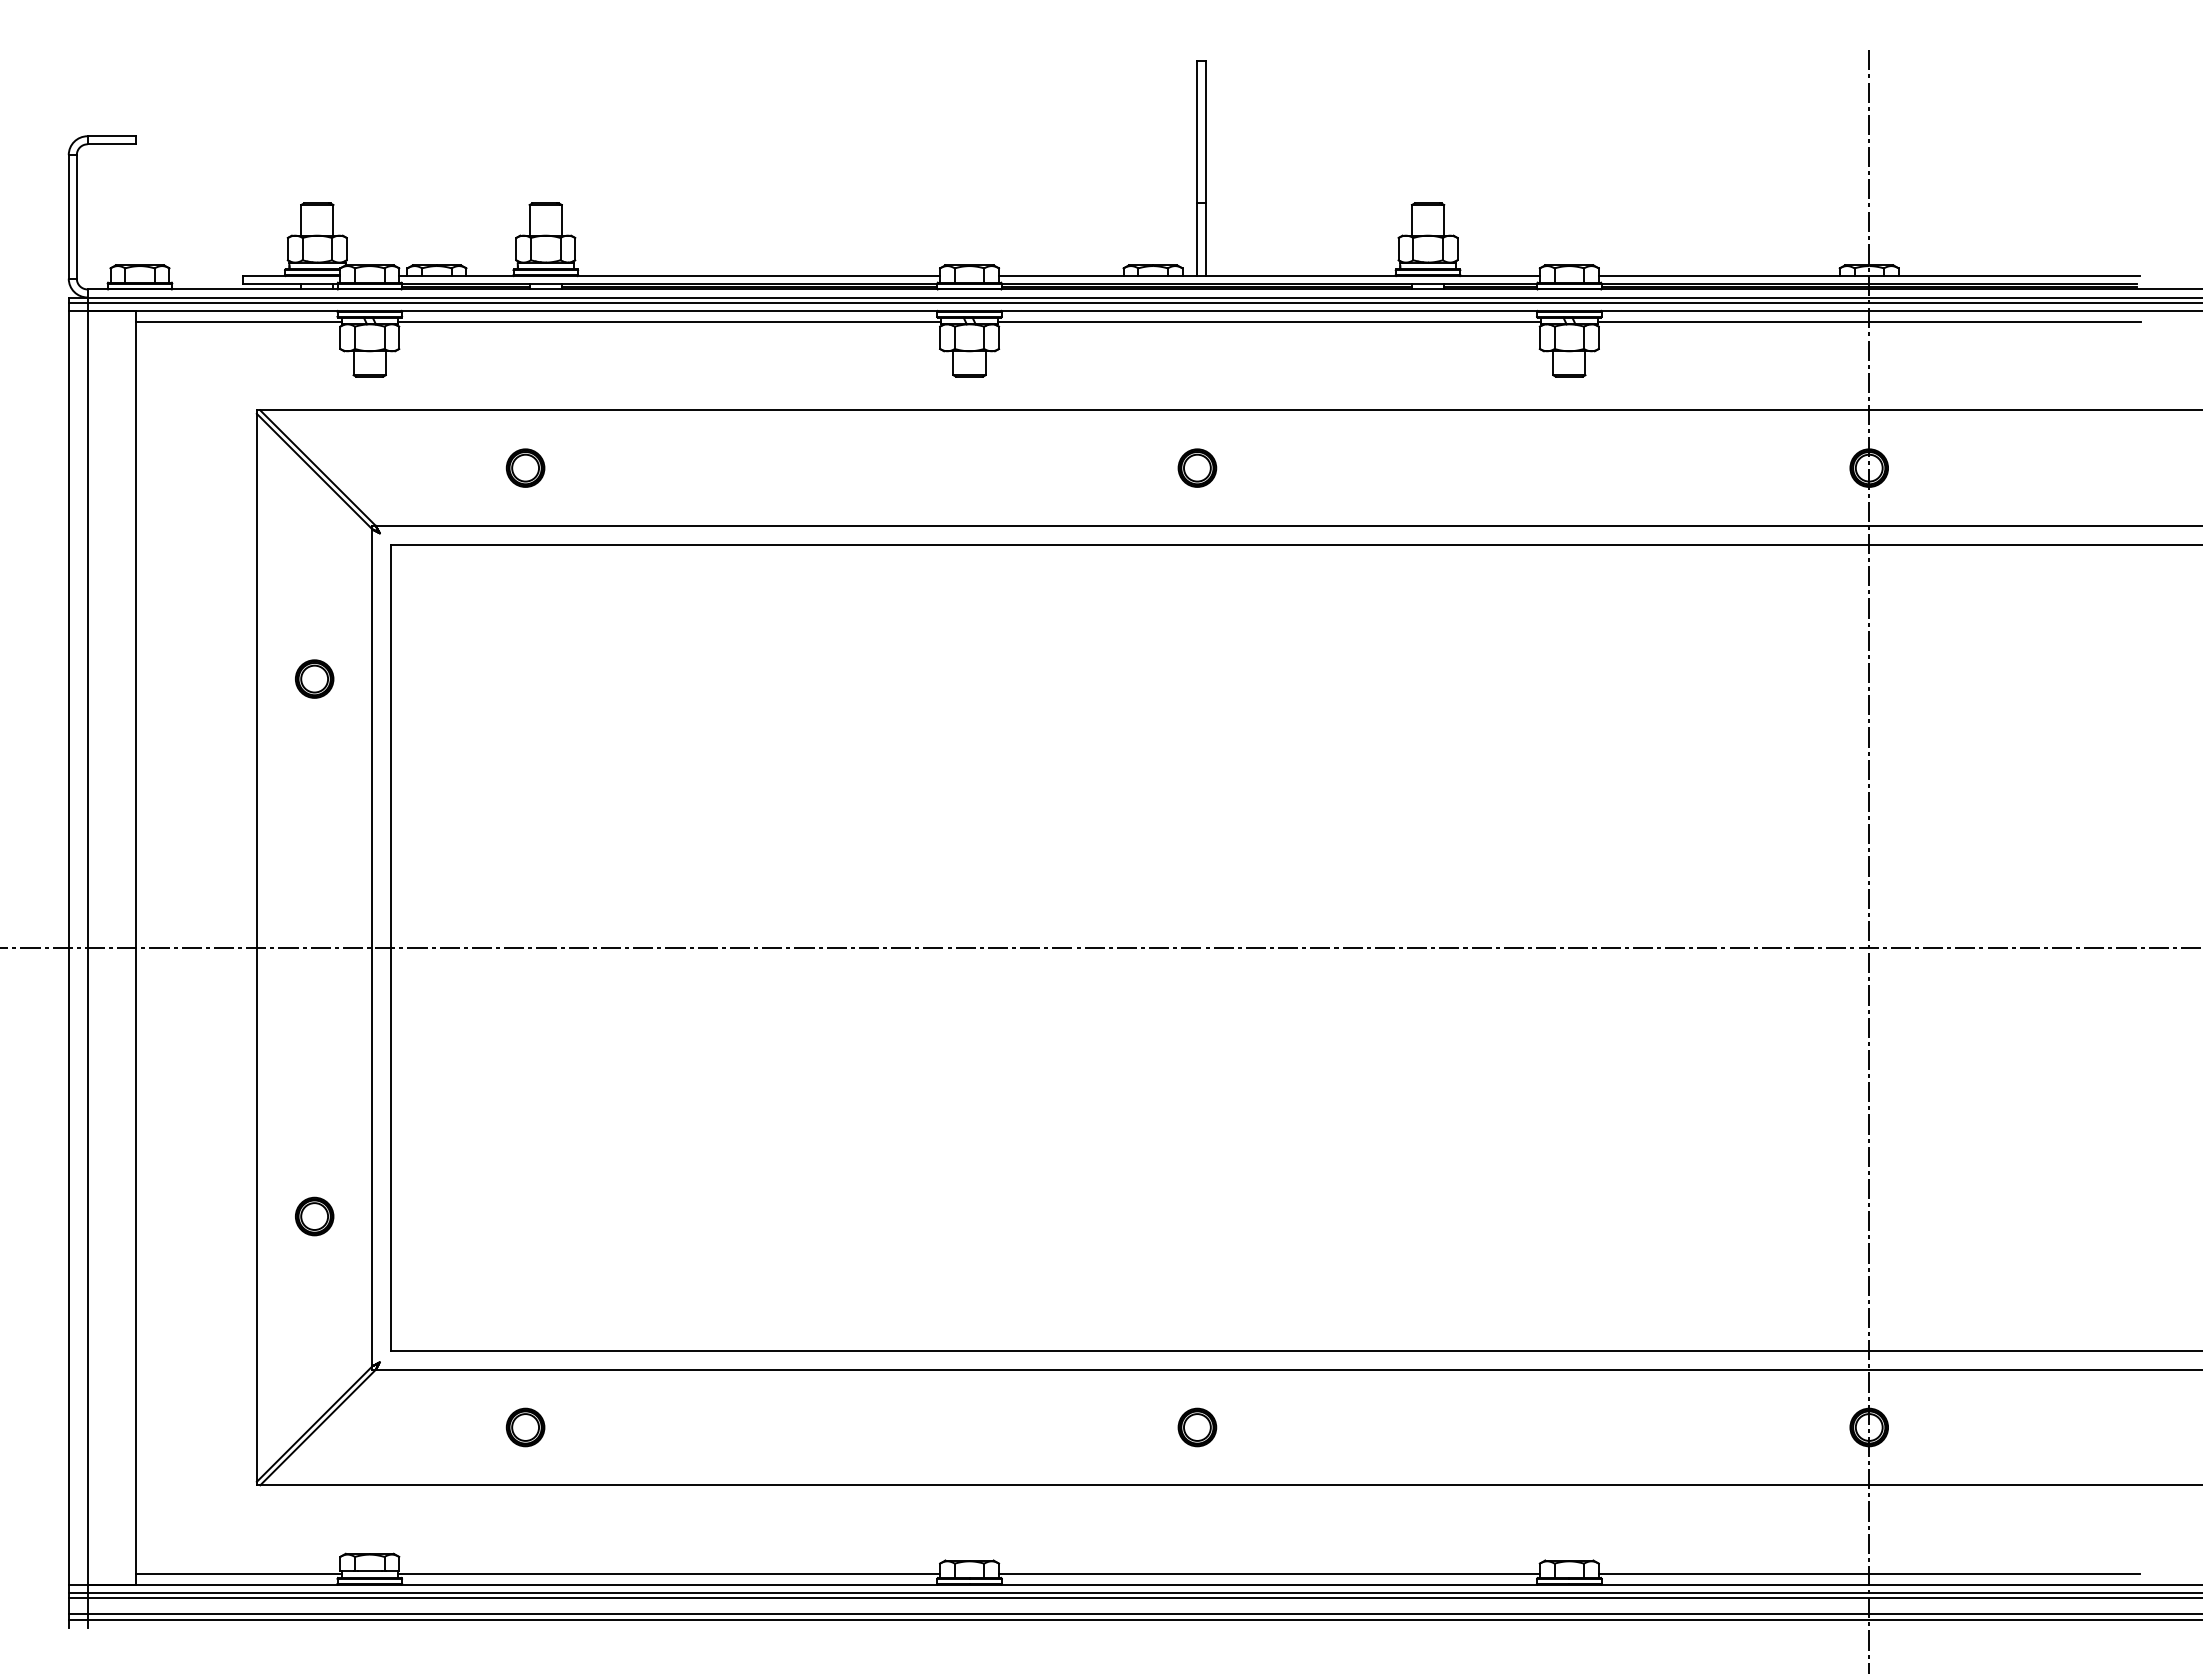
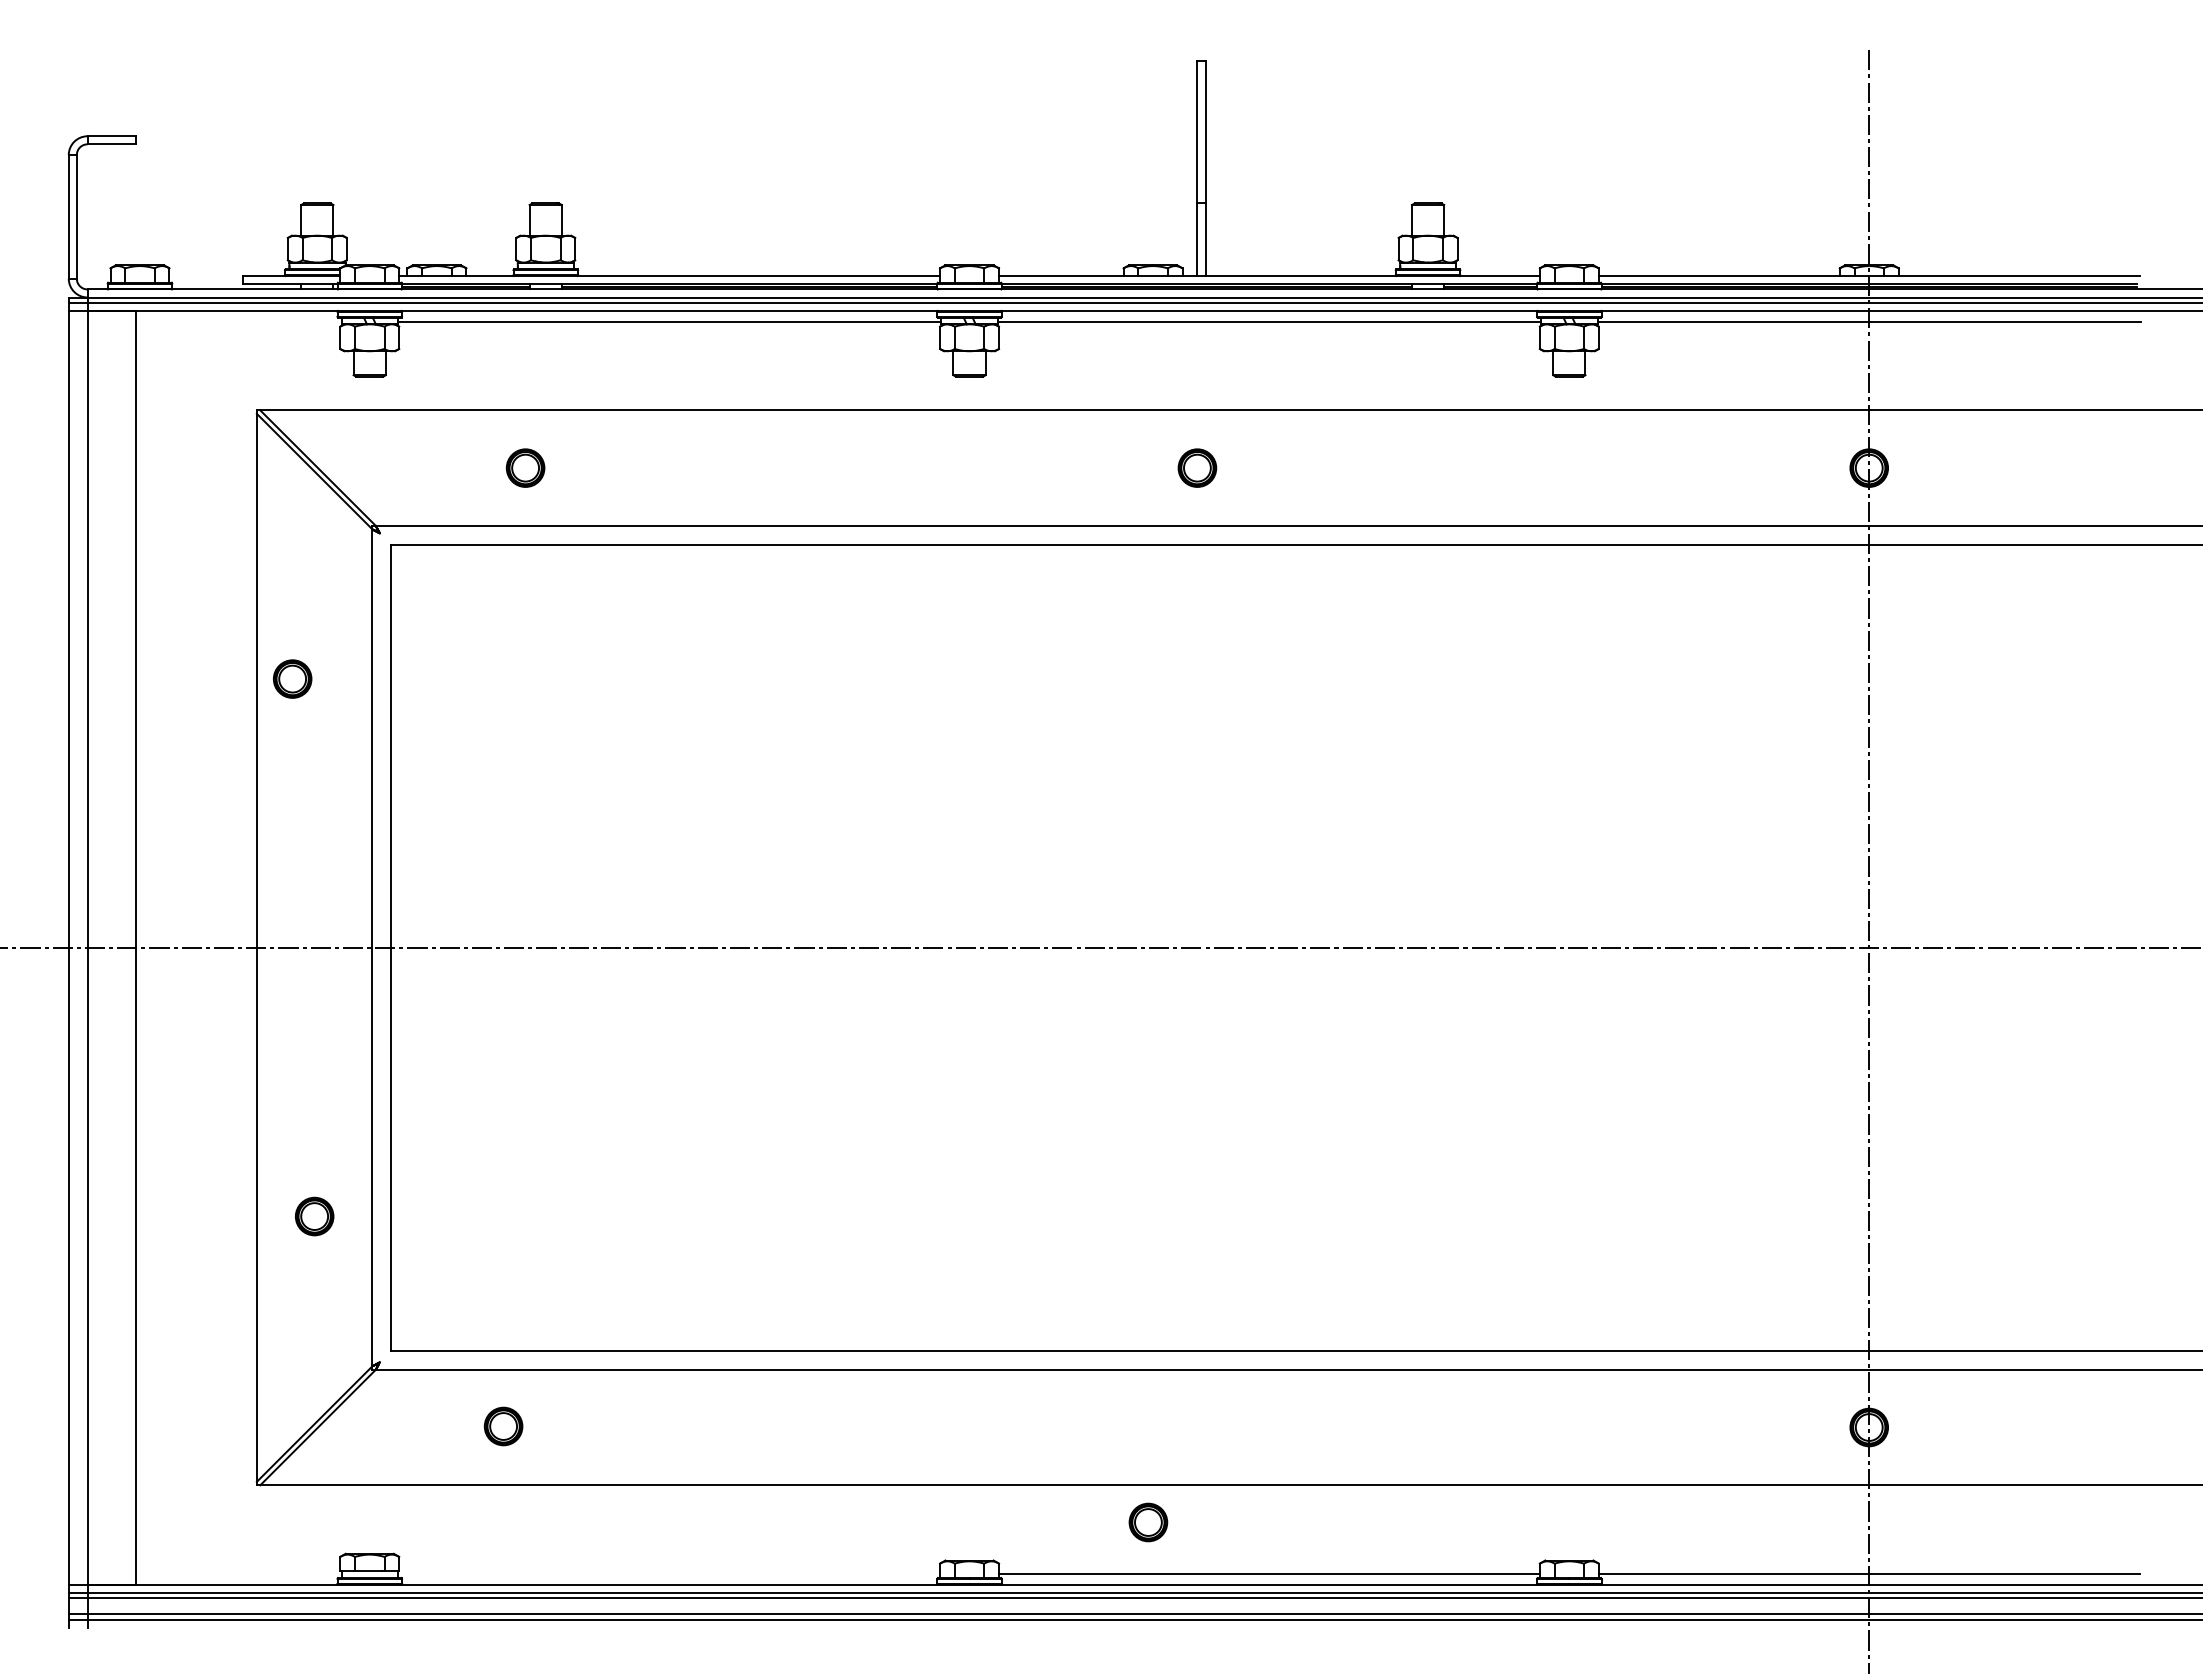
line: present -> none (238, 321)
part position: (314, 678) -> (292, 678) (292, 678)
part position: (525, 1427) -> (503, 1426) (503, 1426)
part position: (1197, 1427) -> (1148, 1522) (1148, 1522)
line: present -> none (238, 1573)
line: present -> none (668, 1573)
